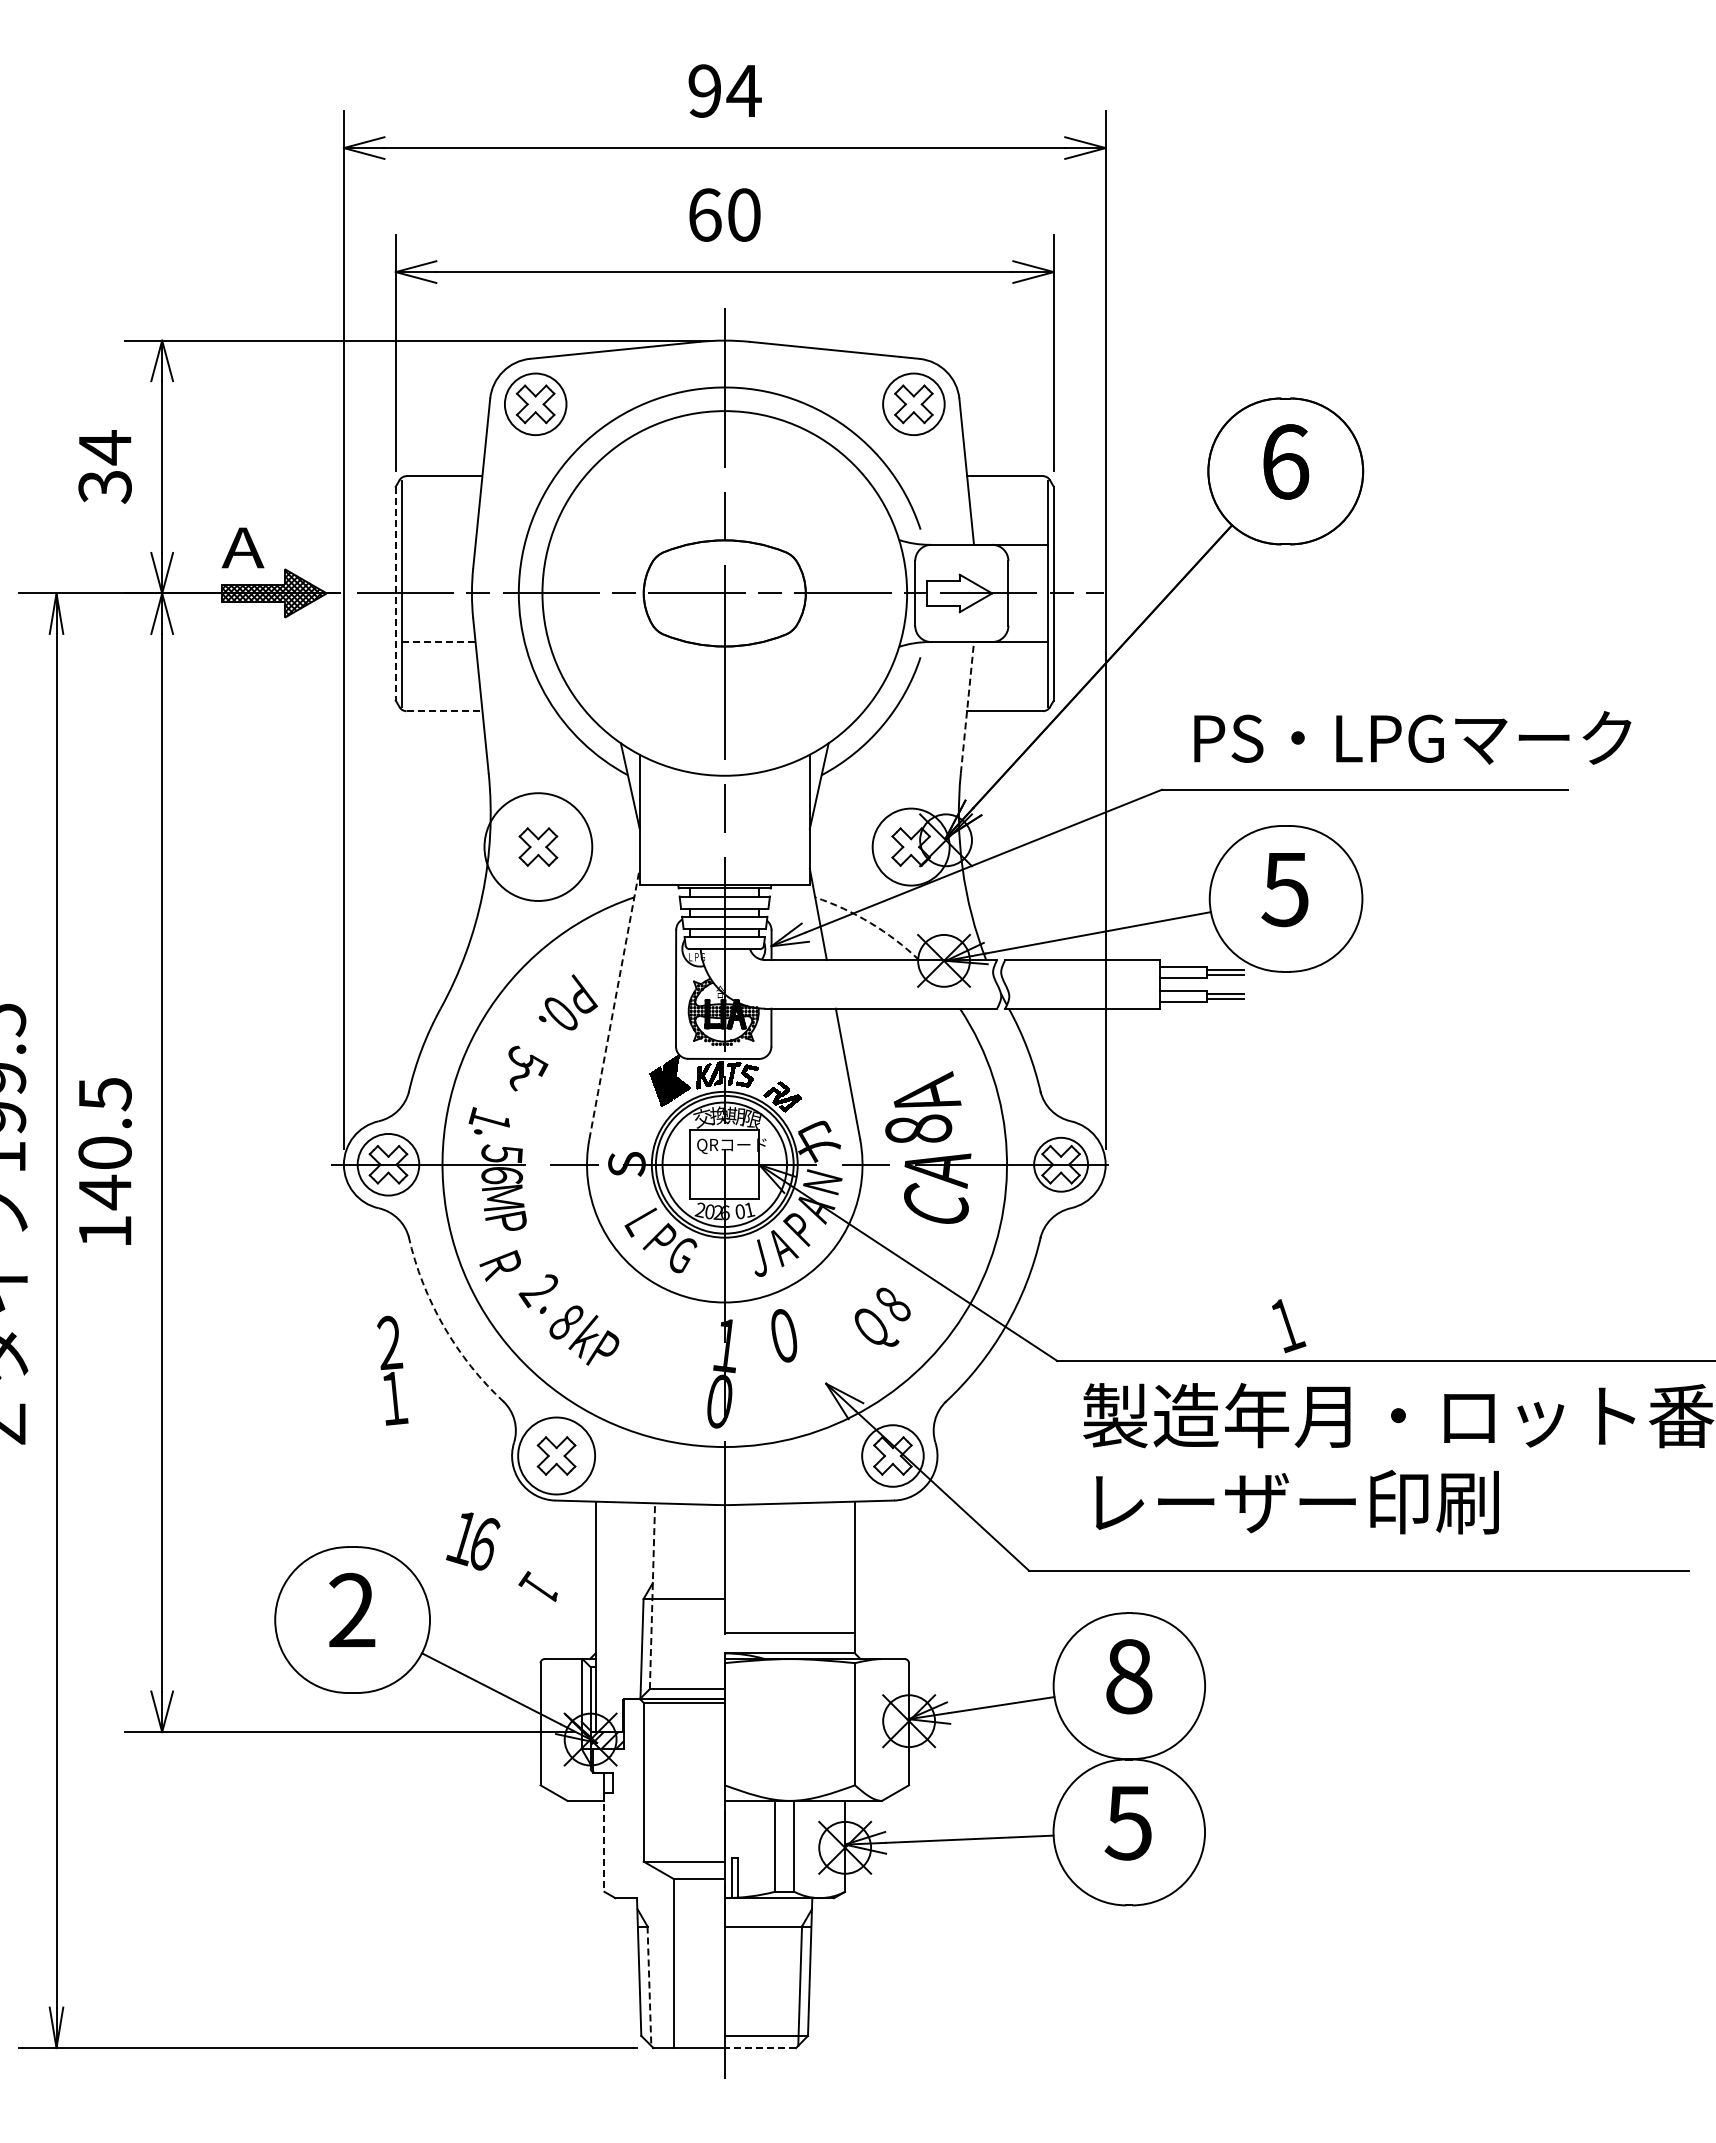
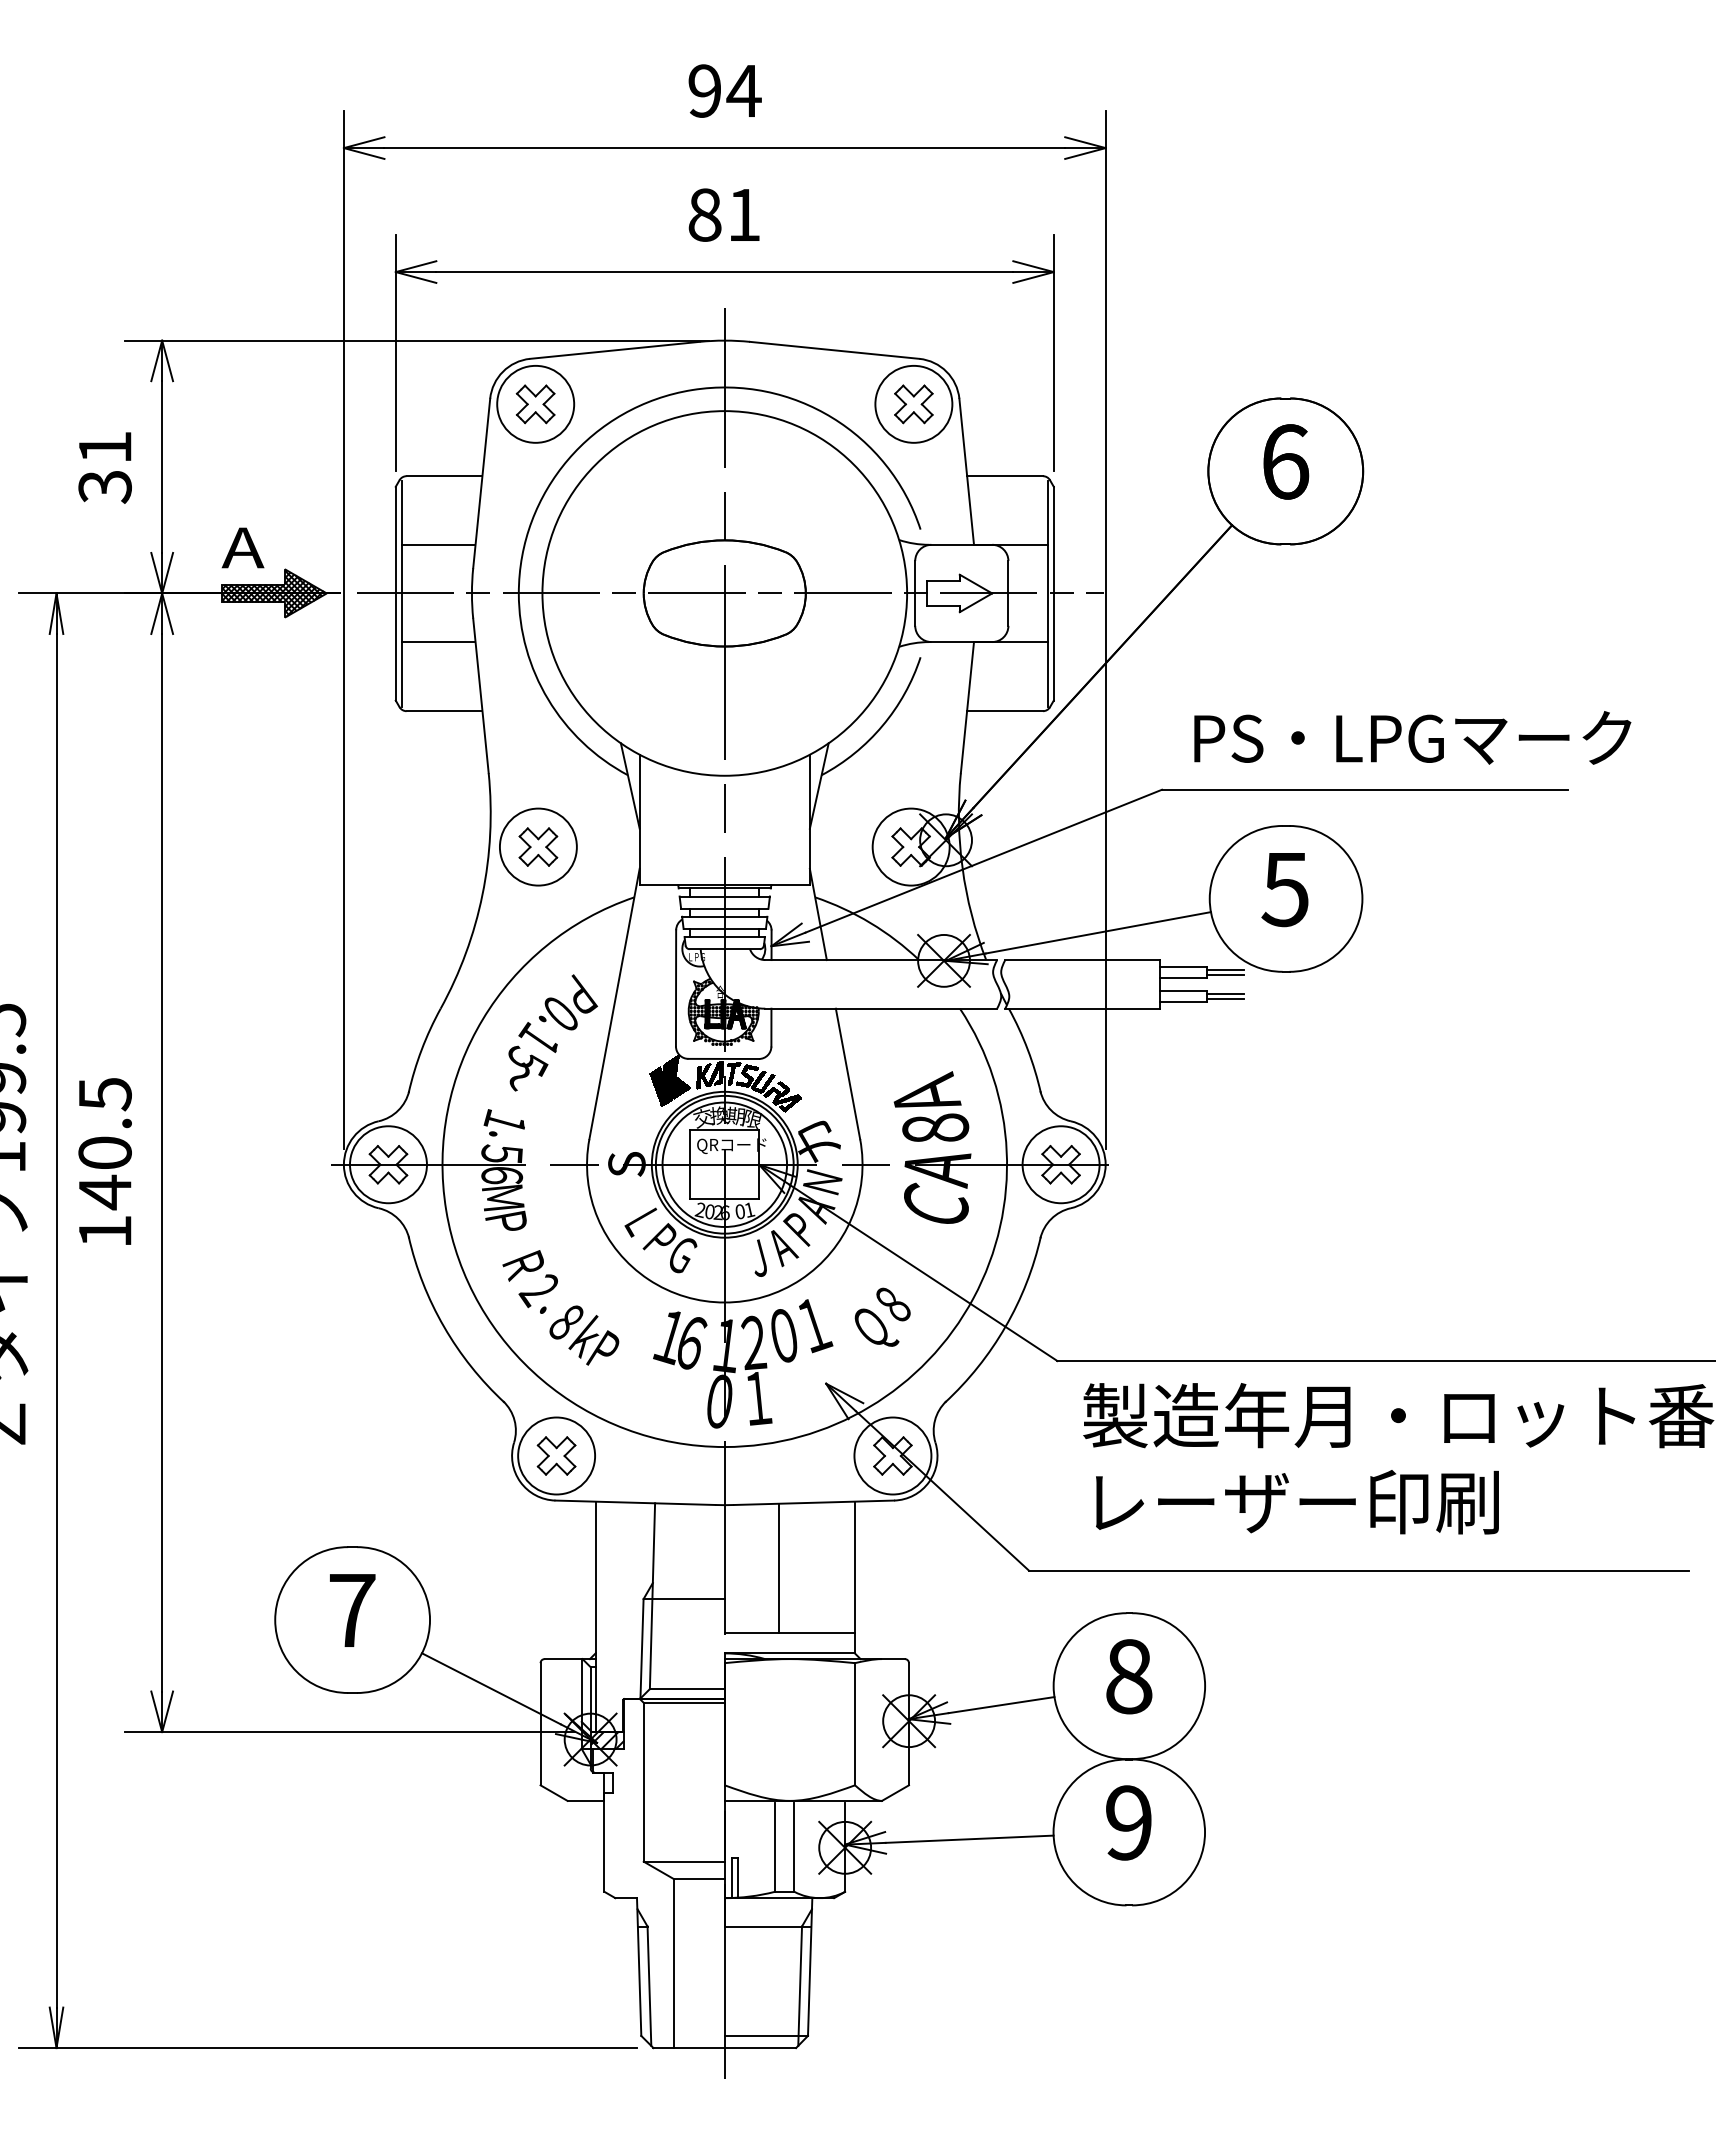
text: 60 -> 81 (724, 214)
circle diameter: 62 px -> 77 px (535, 403)
circle diameter: 62 px -> 77 px (913, 403)
text: 34 -> 31 (105, 447)
line: none -> present (438, 544)
line: dashed -> solid (395, 593)
line: dashed -> solid (438, 642)
line: dashed -> solid (967, 707)
line: dashed -> solid (444, 711)
circle diameter: 108 px -> 77 px (537, 846)
arc: dashed -> solid (870, 923)
line: dashed -> solid (614, 1003)
hatch: none -> present (762, 1081)
text position: (488, 1120) -> (503, 1122) (503, 1122)
text position: (918, 1128) -> (935, 1127) (935, 1127)
circle diameter: 62 px -> 77 px (387, 1164)
circle diameter: 54 px -> 77 px (1060, 1164)
text position: (499, 1265) -> (522, 1265) (522, 1265)
arc: dashed -> solid (444, 1326)
text position: (1289, 1326) -> (816, 1326) (816, 1326)
text position: (392, 1370) -> (756, 1370) (756, 1370)
circle diameter: 62 px -> 77 px (892, 1455)
text position: (473, 1541) -> (680, 1340) (680, 1340)
line: none -> present (778, 1568)
text position: (537, 1586) -> (537, 1037) (537, 1037)
line: dashed -> solid (652, 1596)
text: 2 -> 7 (352, 1609)
text: 5 -> 9 (1127, 1822)
line: dashed -> solid (604, 1842)
line: dashed -> solid (649, 1986)
line: dashed -> solid (760, 2048)
